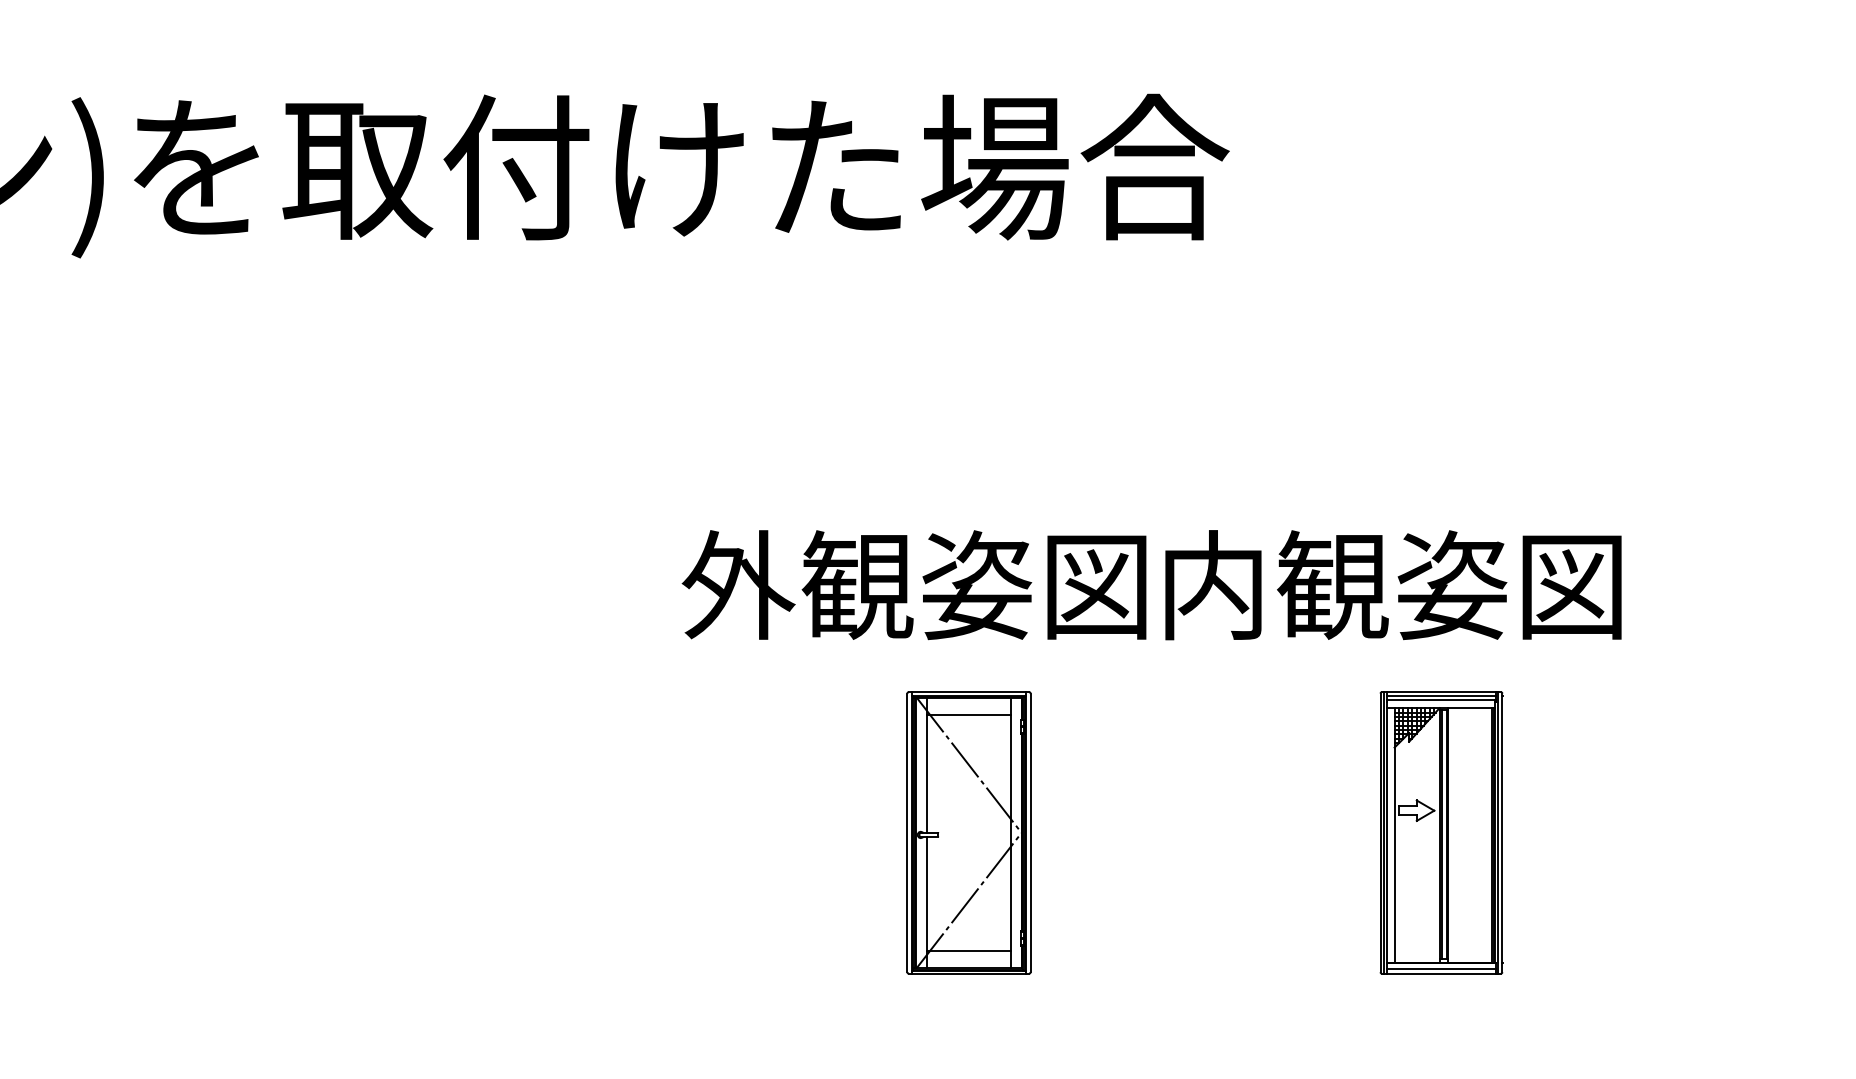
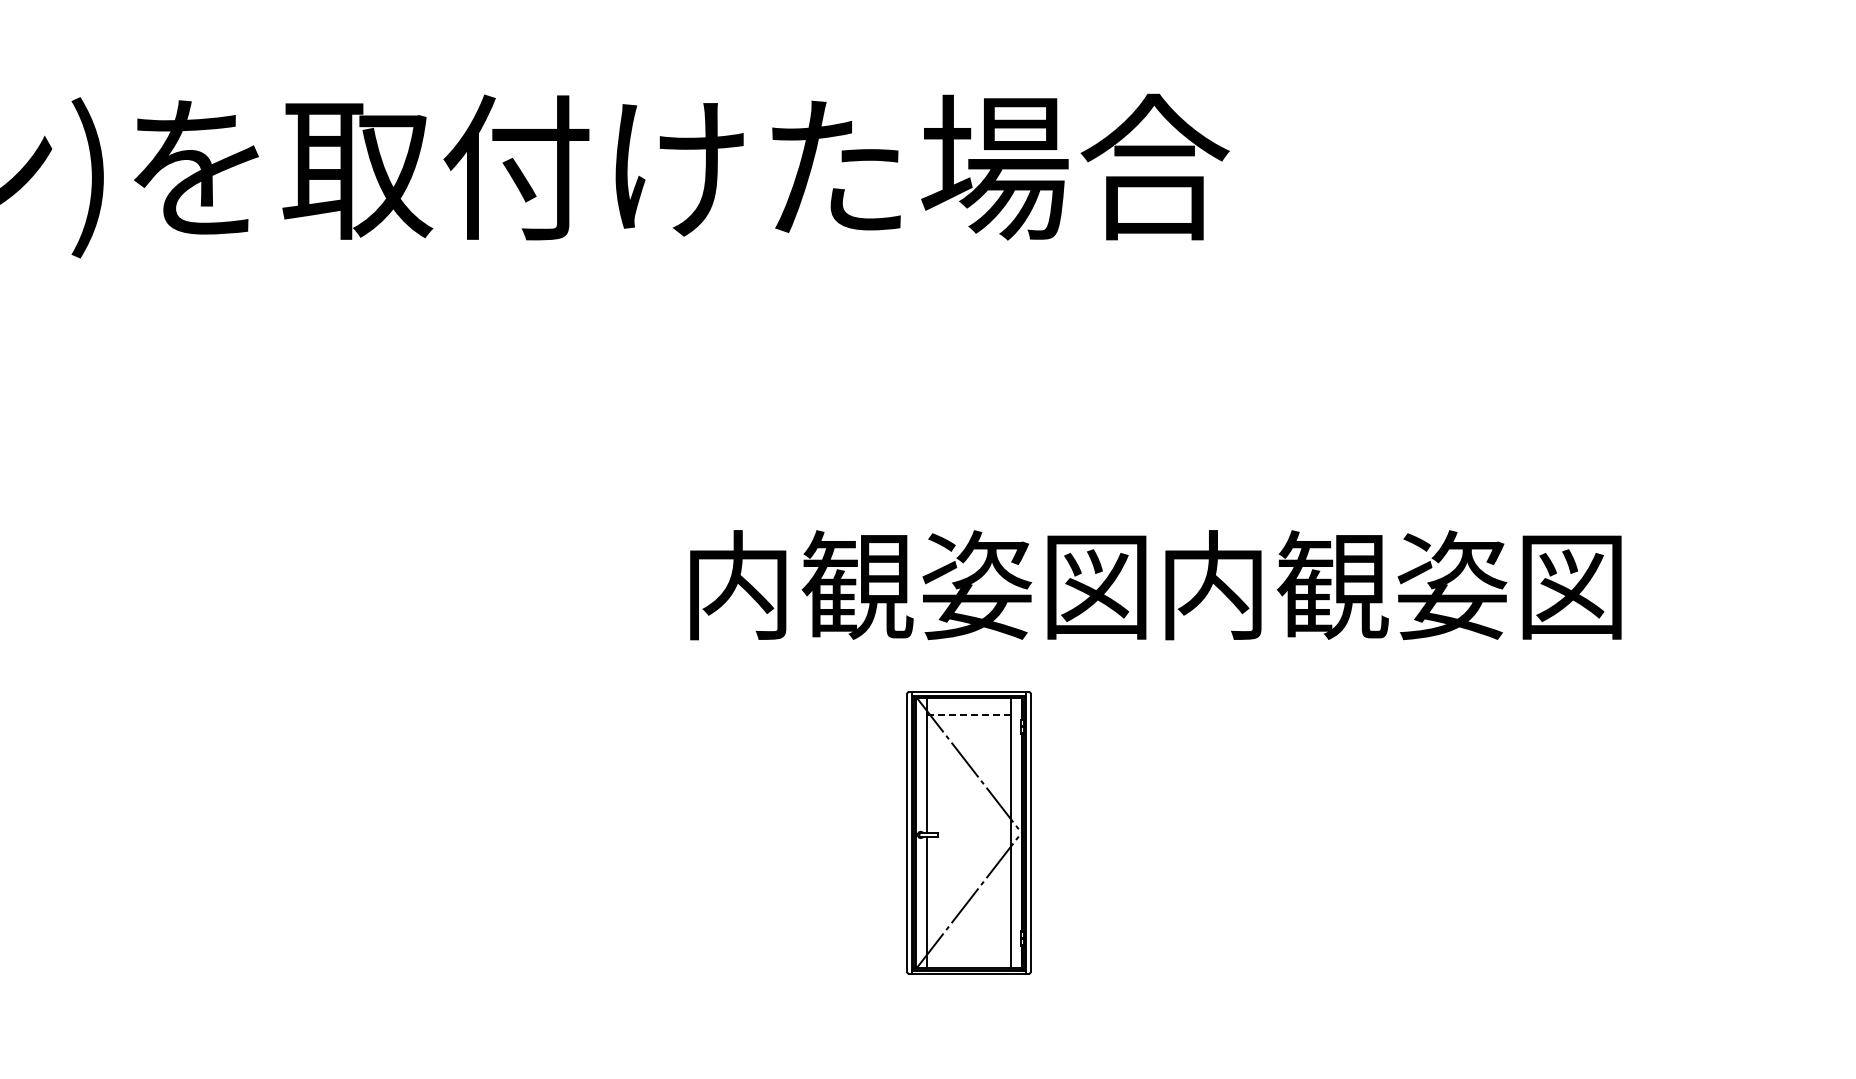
text: 外観姿図 -> 内観姿図 (738, 585)
line: solid -> dashed (969, 715)
part: present -> none (1441, 832)
line: present -> none (969, 950)
